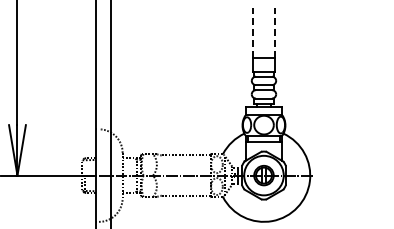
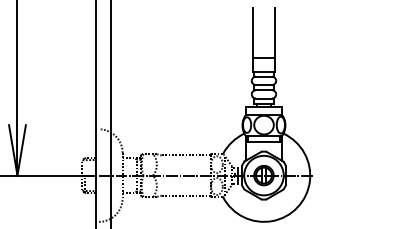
line: dashed -> solid (253, 32)
line: dashed -> solid (274, 32)
